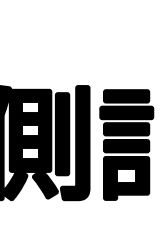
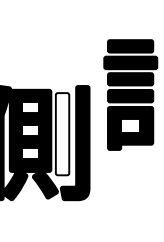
fill: present -> none (62, 134)
part position: (126, 144) -> (130, 94) (130, 94)
